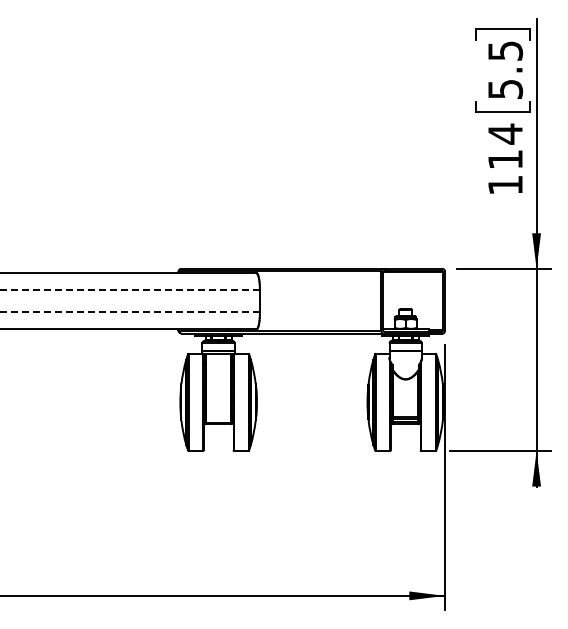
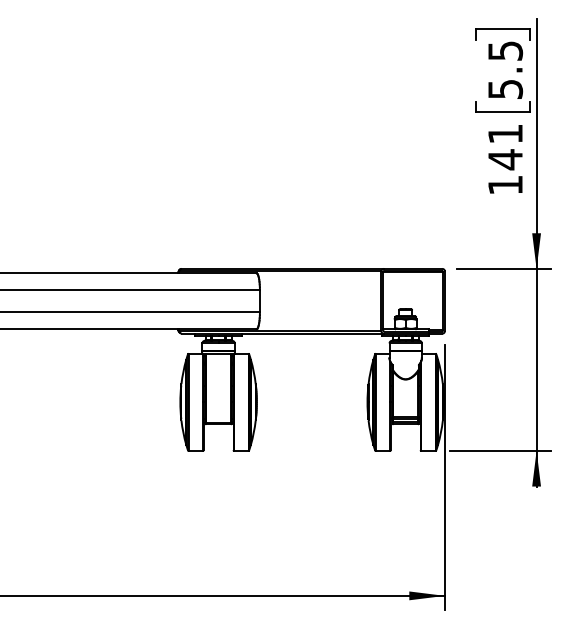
text: 114 -> 141 (505, 146)
line: dashed -> solid (130, 290)
line: dashed -> solid (130, 312)
